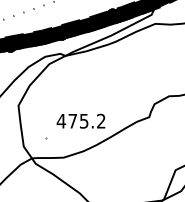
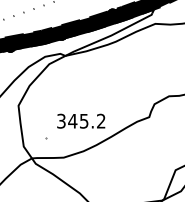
text: 475.2 -> 345.2 (66, 120)
